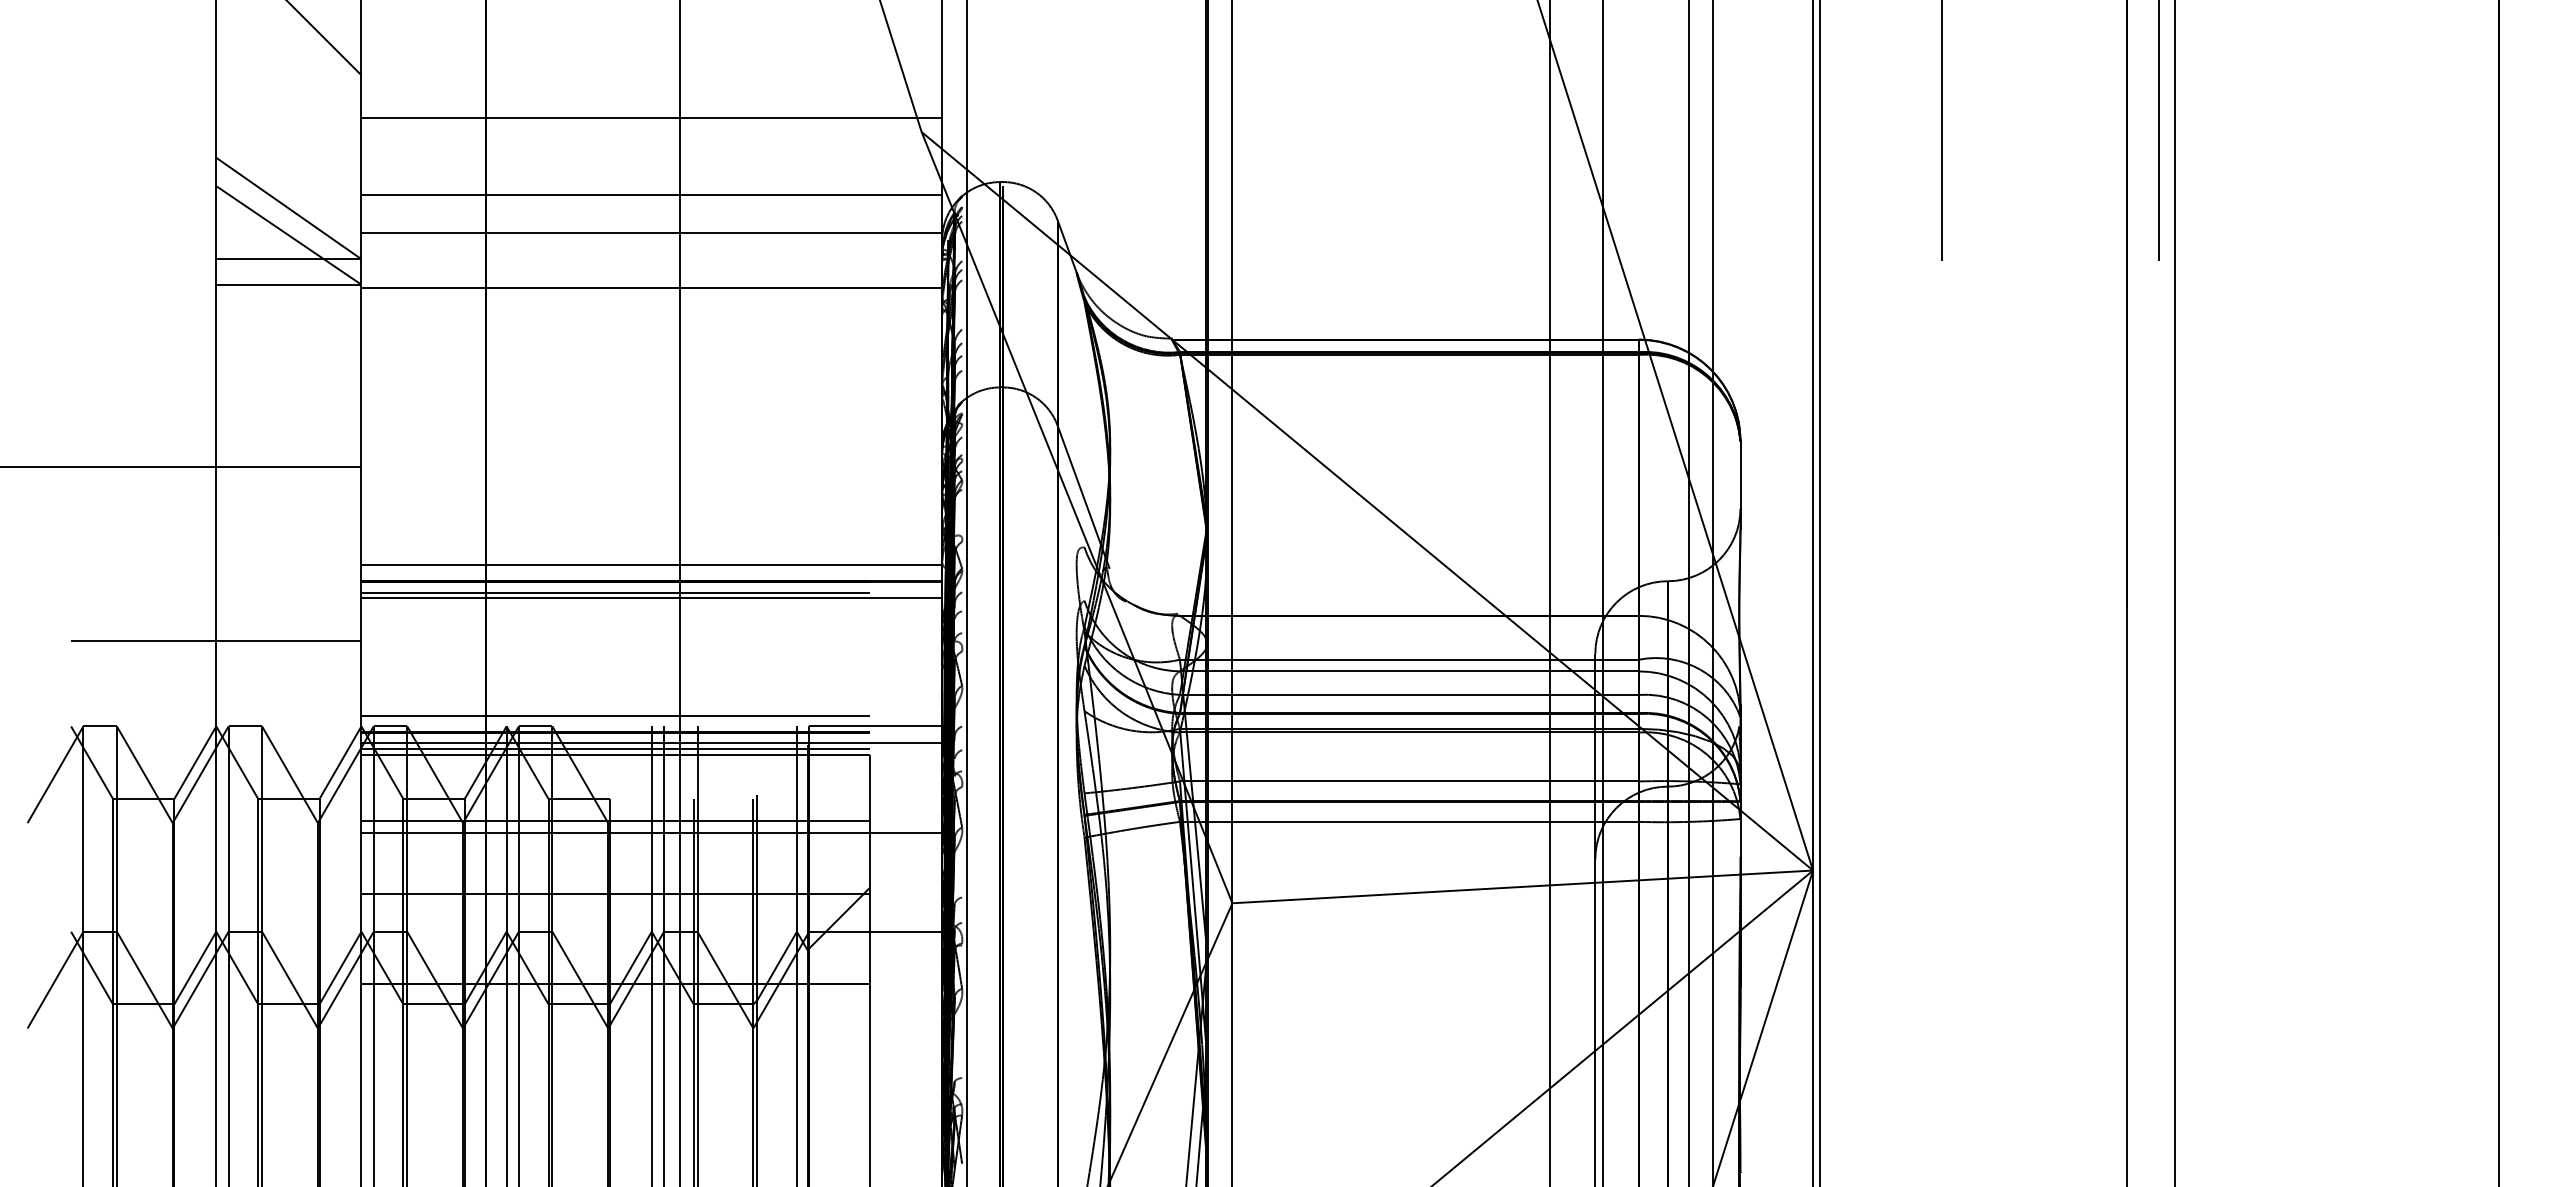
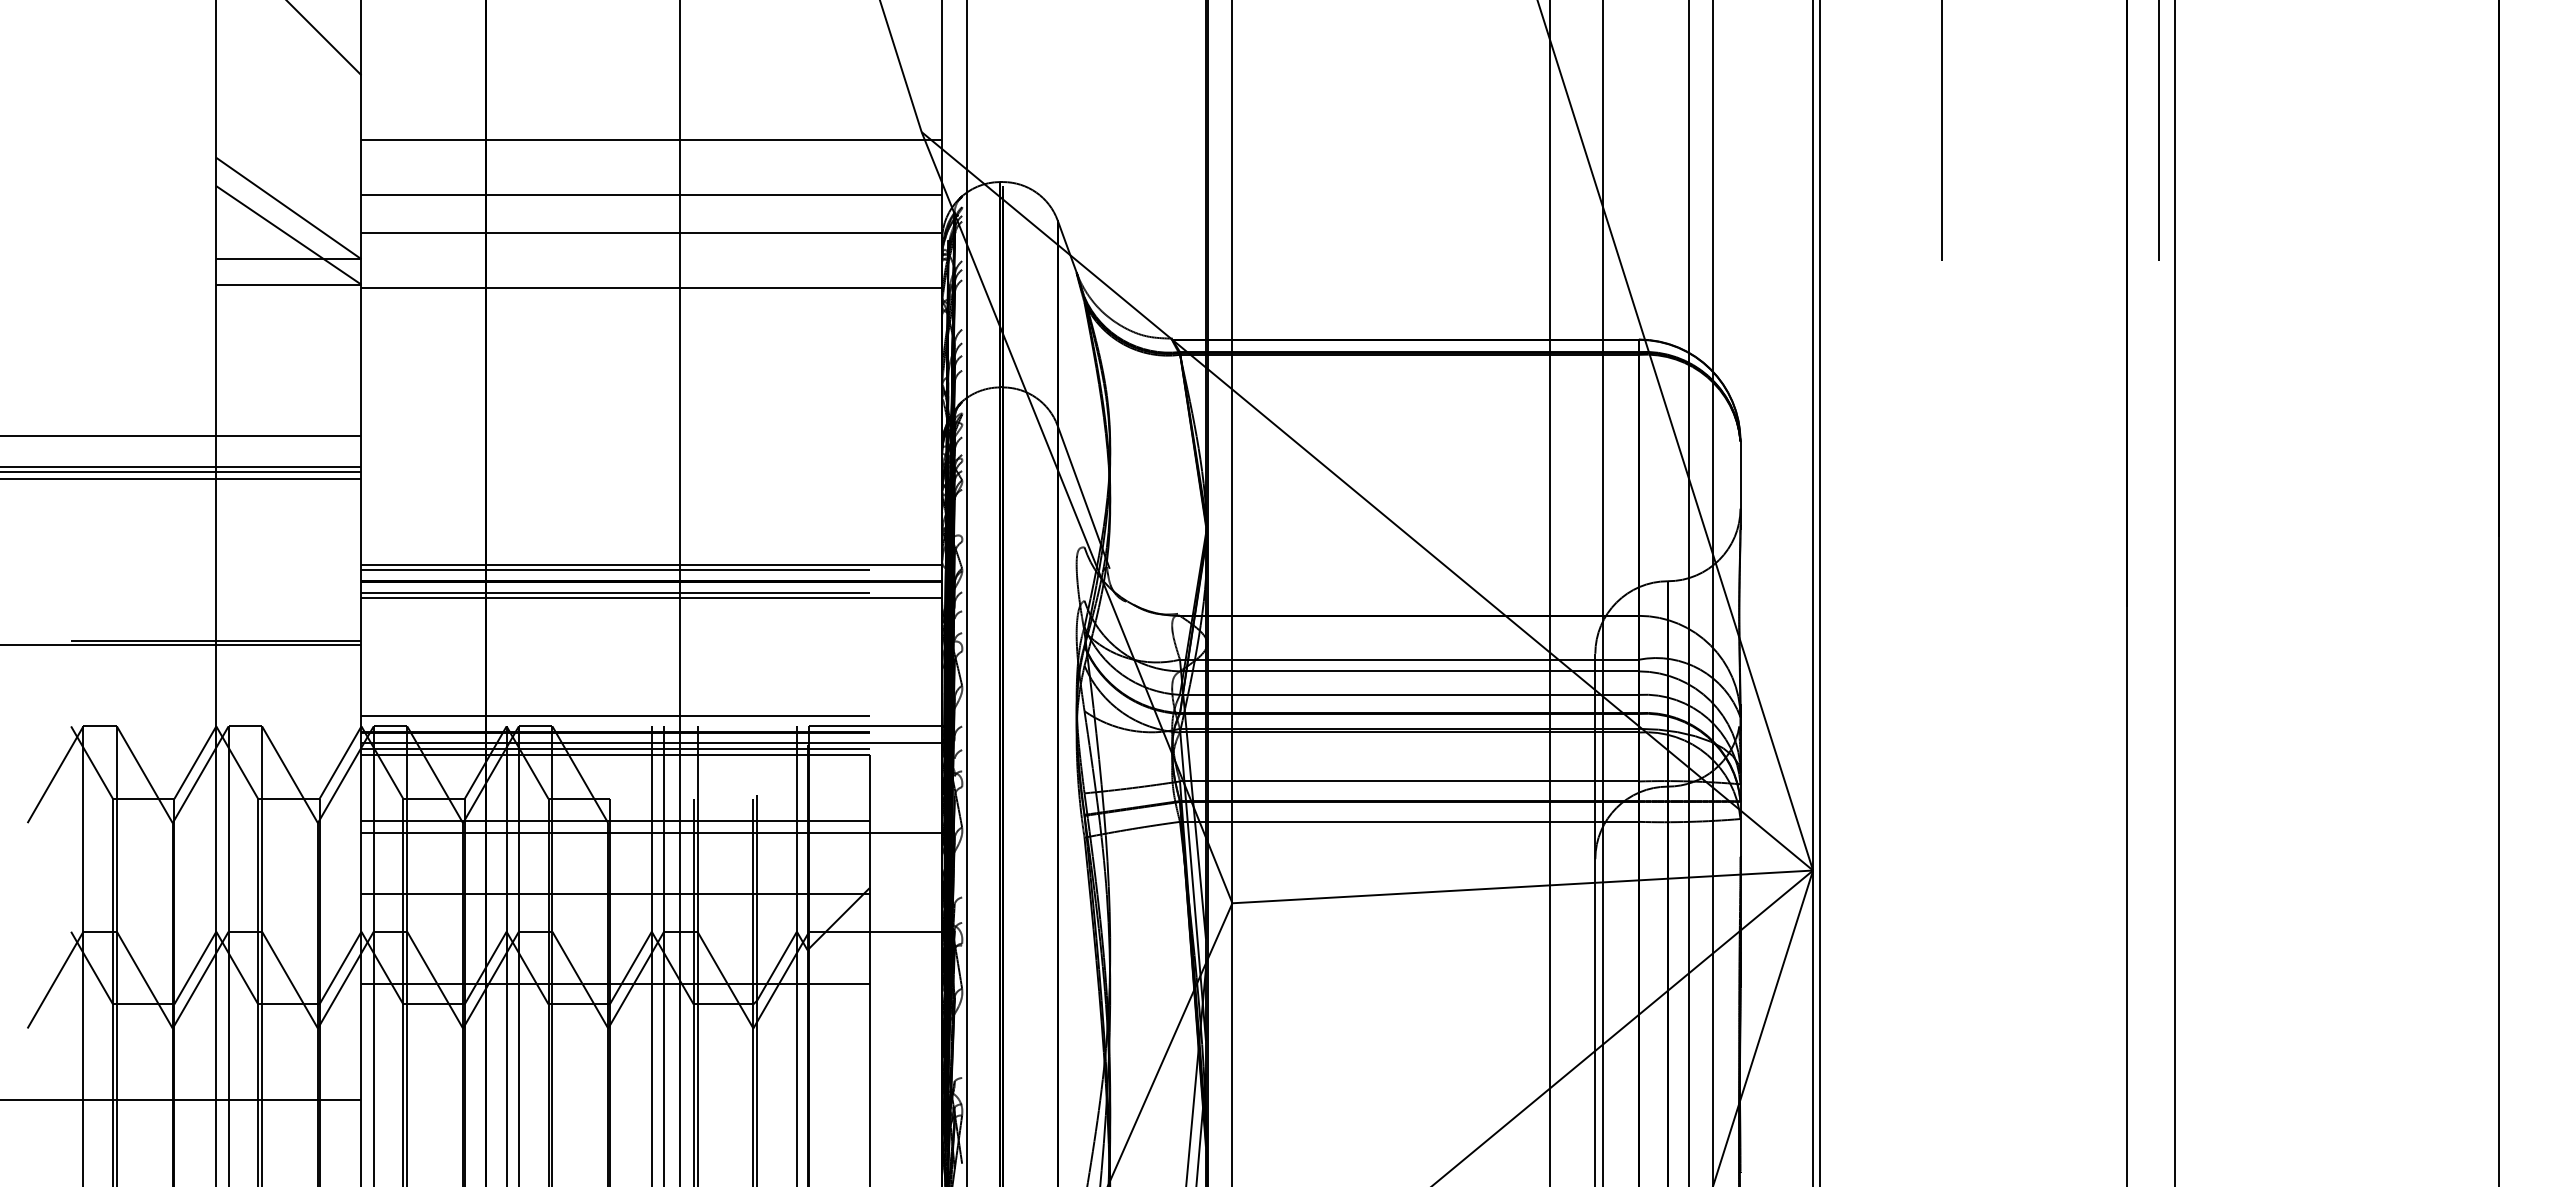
line position: (651, 118) -> (651, 140) (651, 140)
line: none -> present (181, 436)
line: none -> present (181, 472)
line: none -> present (181, 478)
line: none -> present (615, 569)
line: none -> present (181, 645)
line: none -> present (181, 1100)
